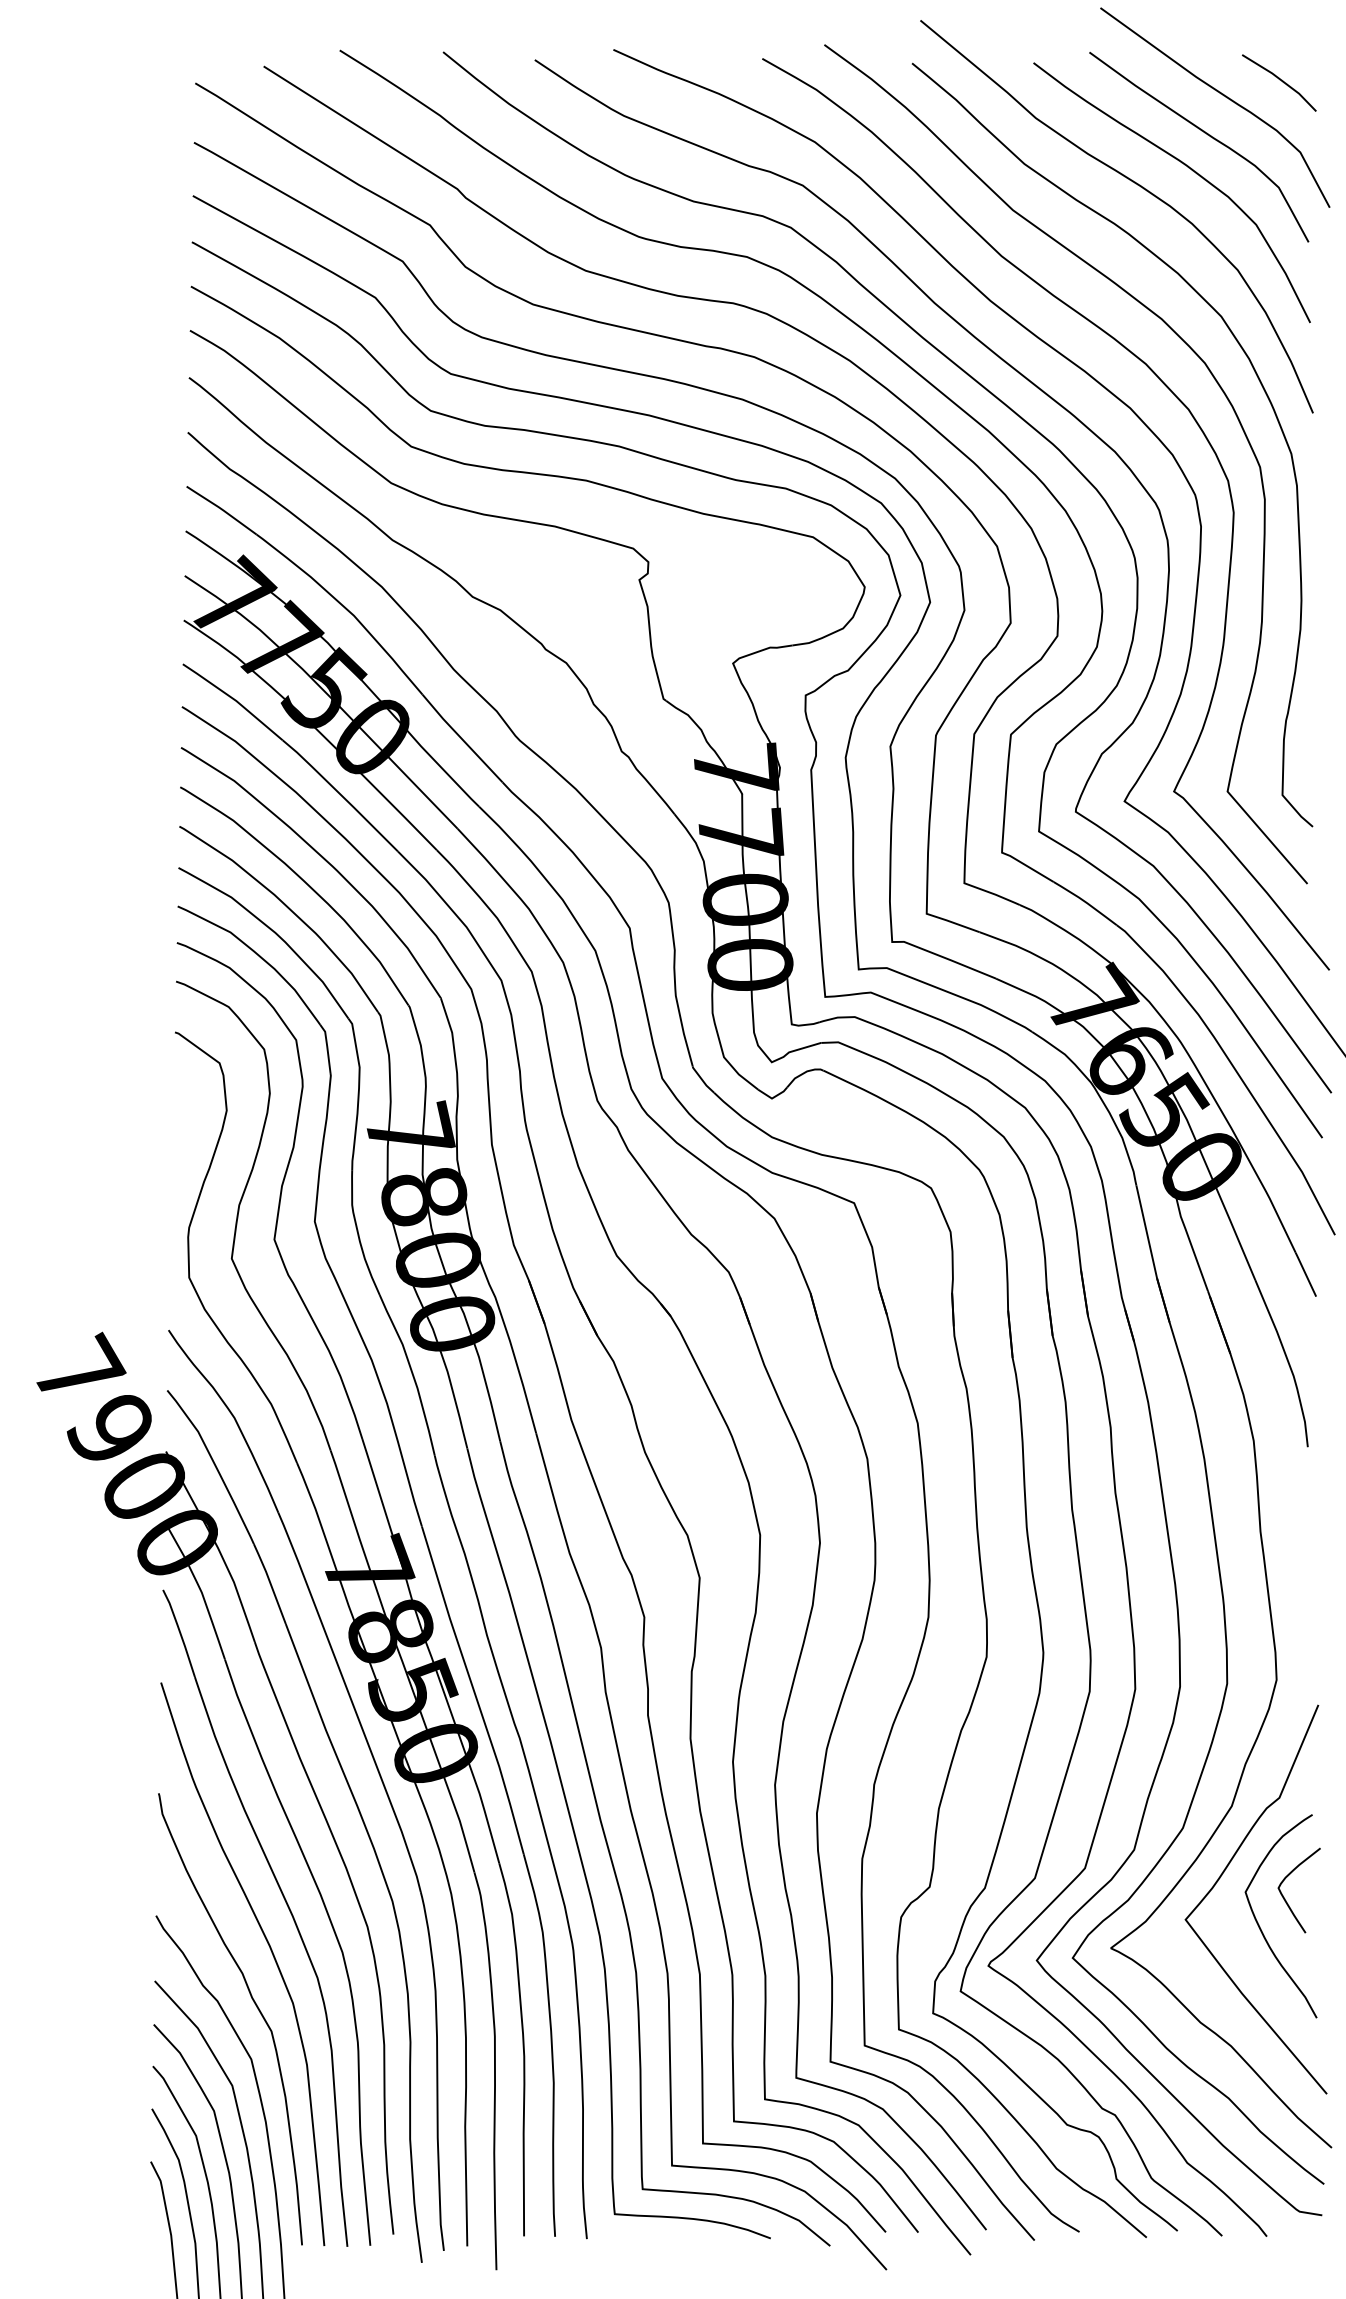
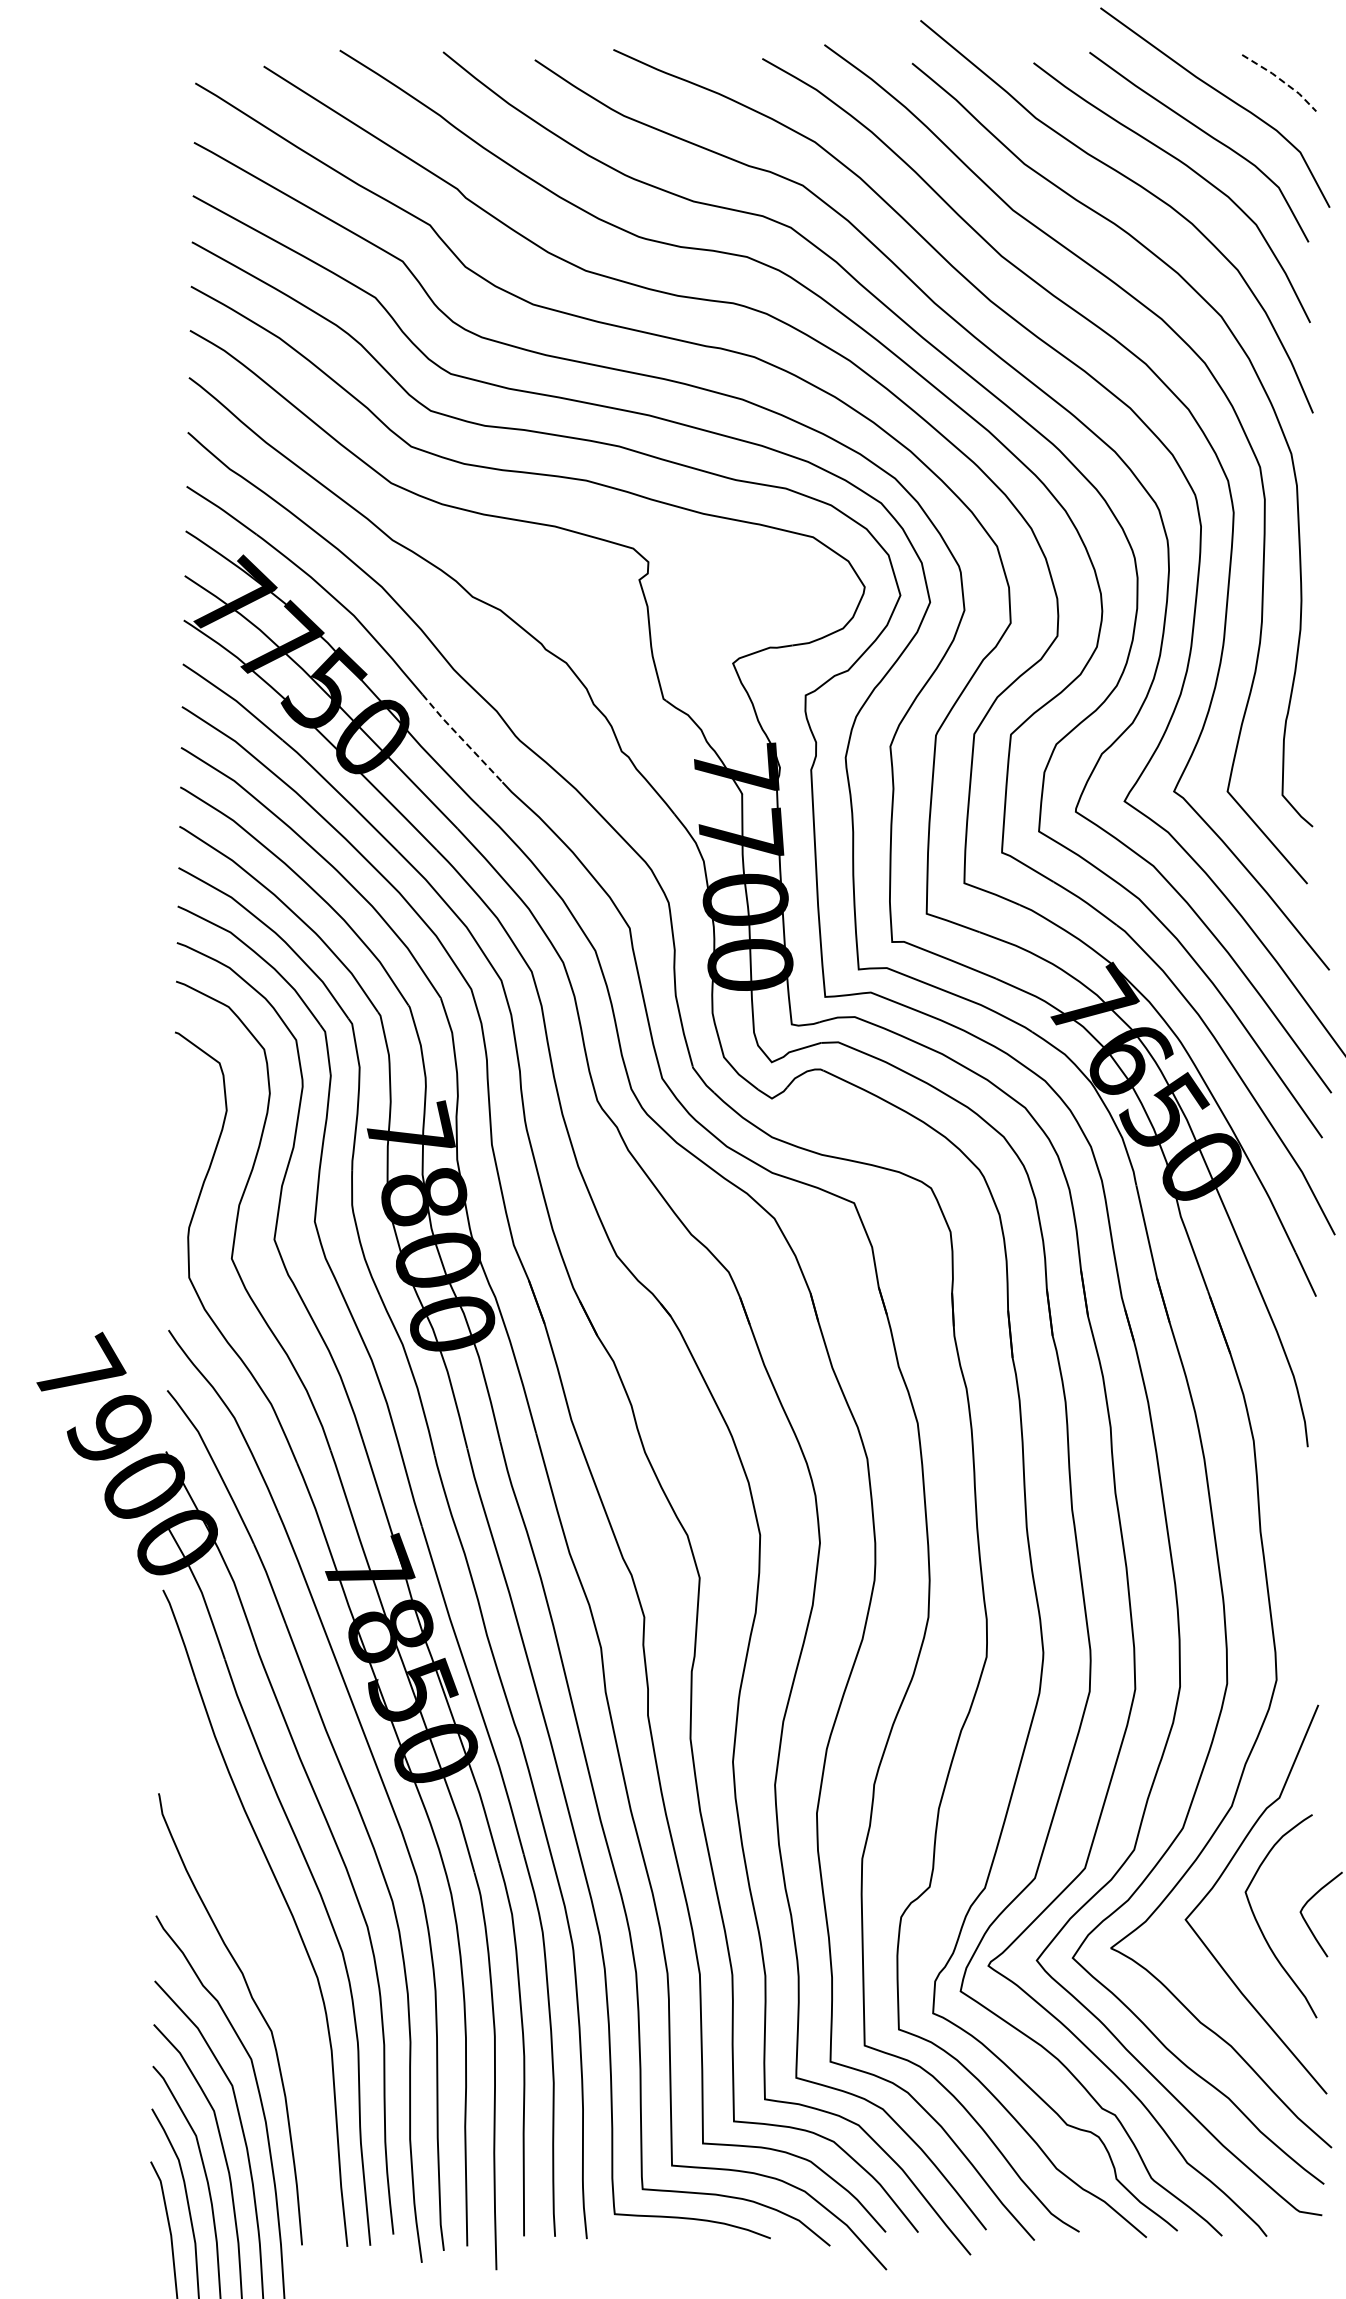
line: solid -> dashed (1281, 80)
line: solid -> dashed (461, 738)
curve position: (1285, 1898) -> (1307, 1922) (1307, 1922)
curve: present -> none (271, 1953)
